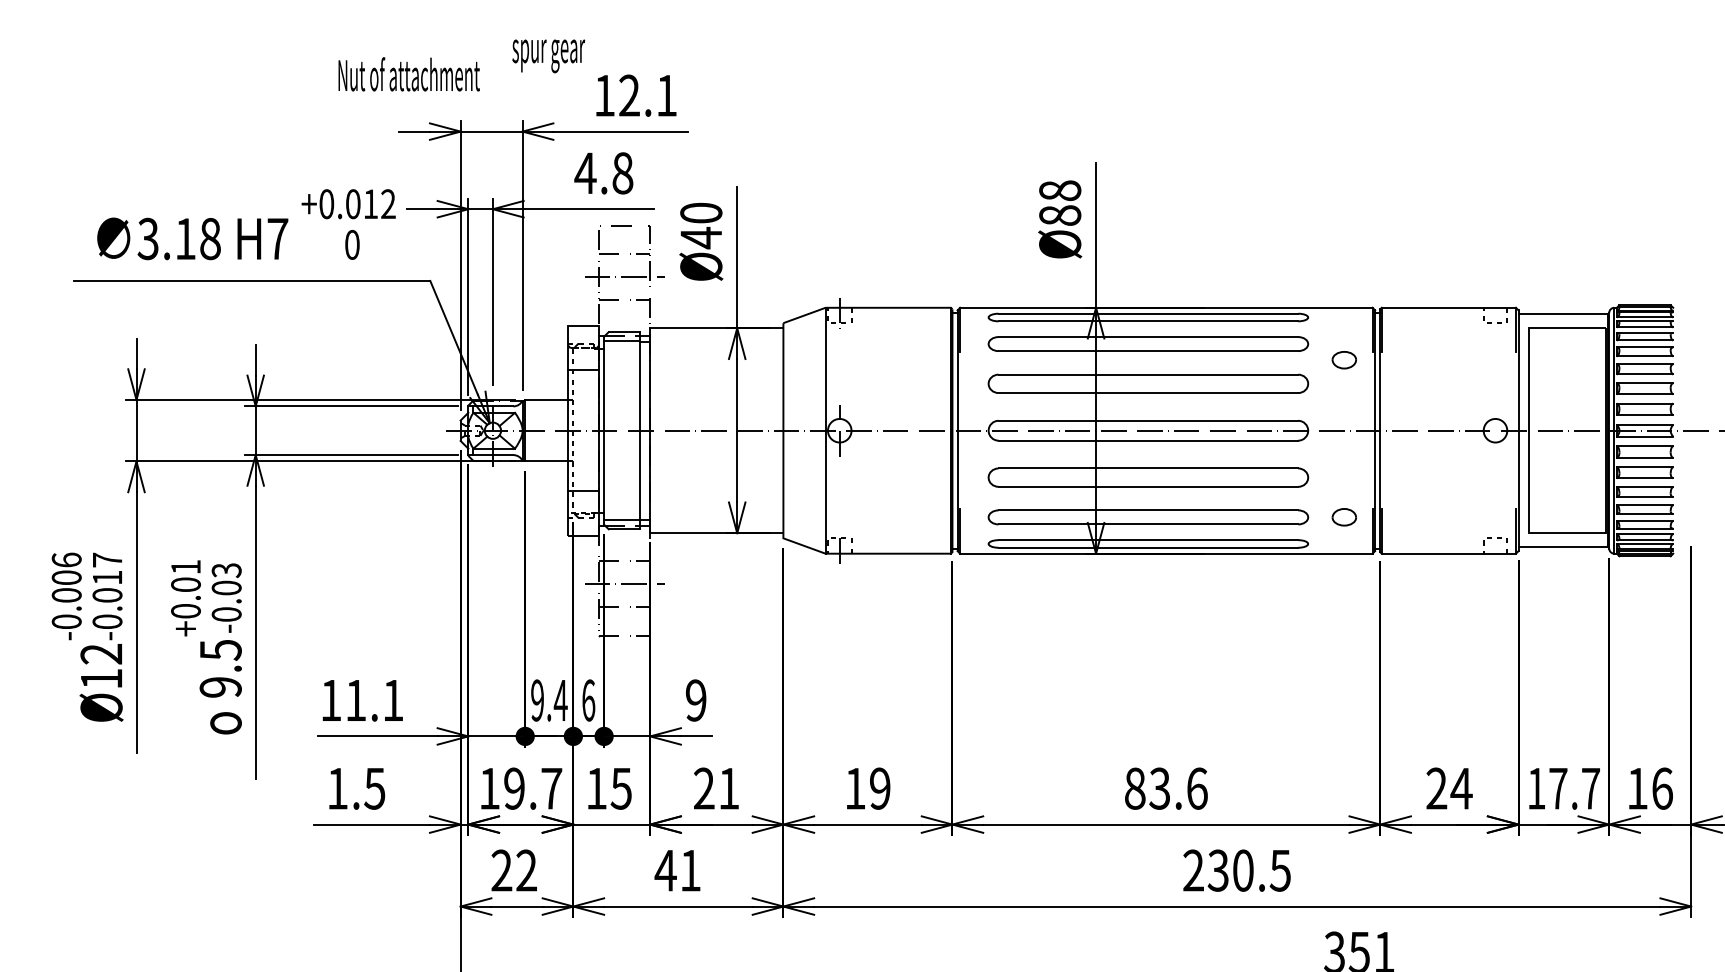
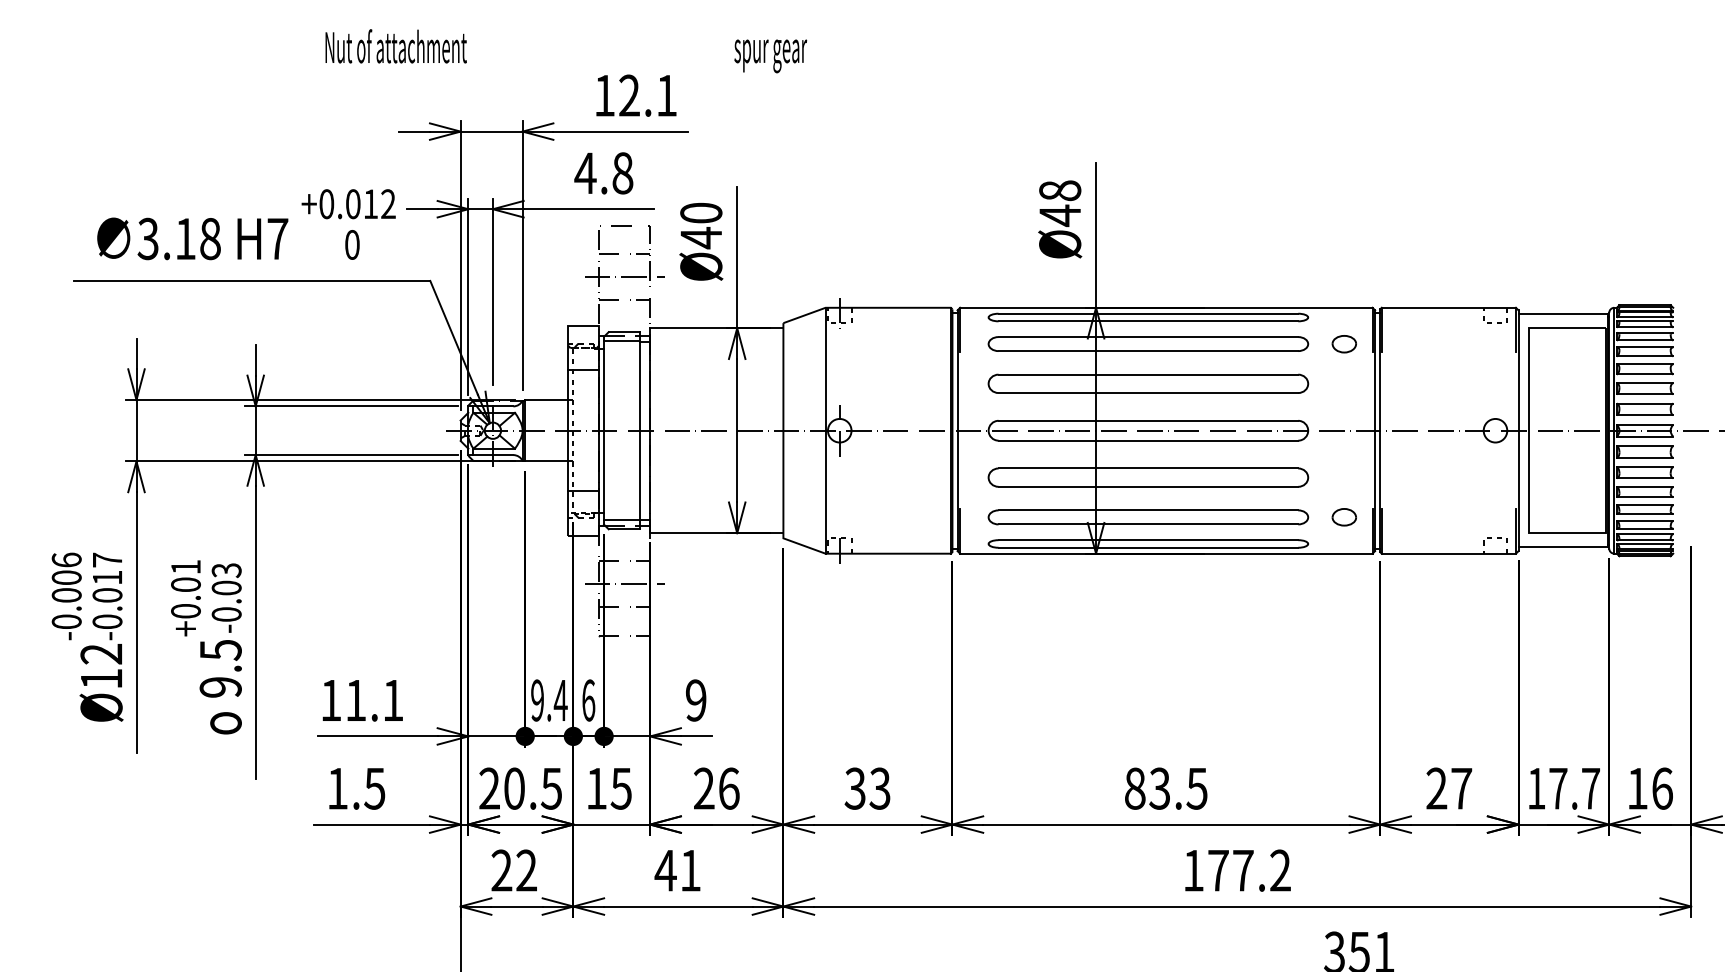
text position: (548, 56) -> (770, 56) (770, 56)
text position: (408, 74) -> (395, 46) (395, 46)
text: Ø88 -> Ø48 (1060, 215)
part position: (1343, 360) -> (1343, 344) (1343, 344)
text: 19.7 -> 20.5 (520, 788)
text: 21 -> 26 (729, 788)
text: 19 -> 33 (867, 788)
text: 83.6 -> 83.5 (1196, 788)
text: 24 -> 27 (1461, 788)
text: 230.5 -> 177.2 (1236, 870)
